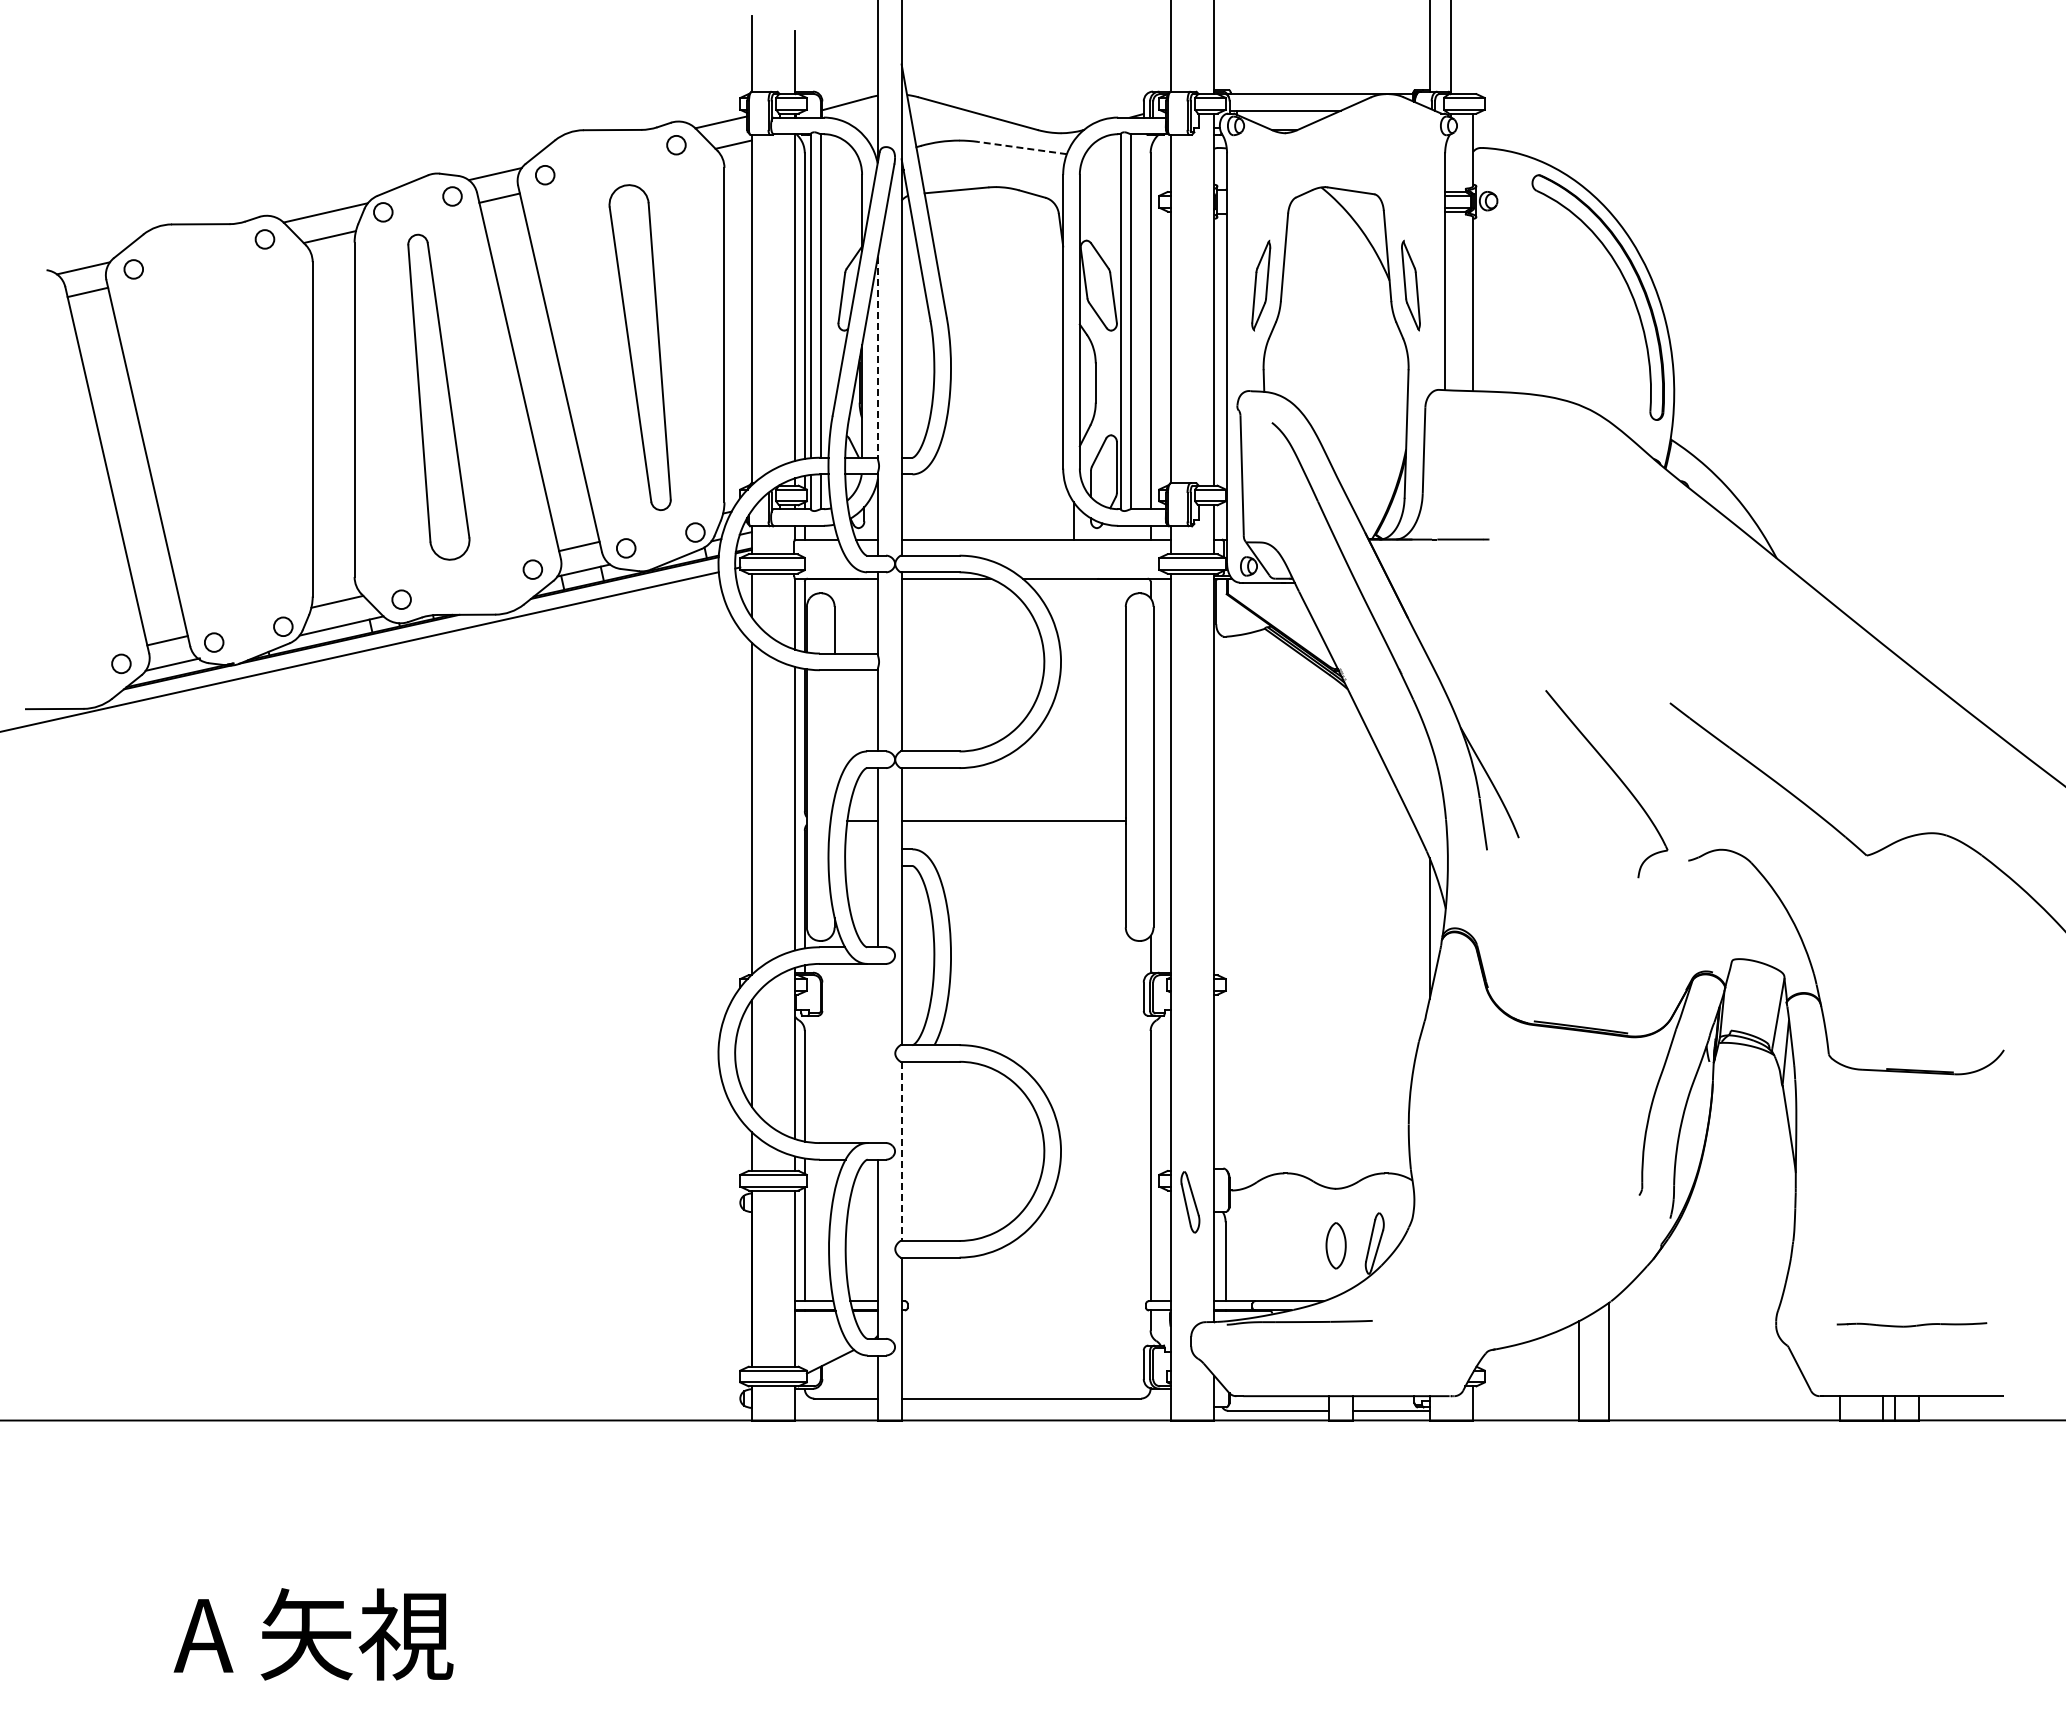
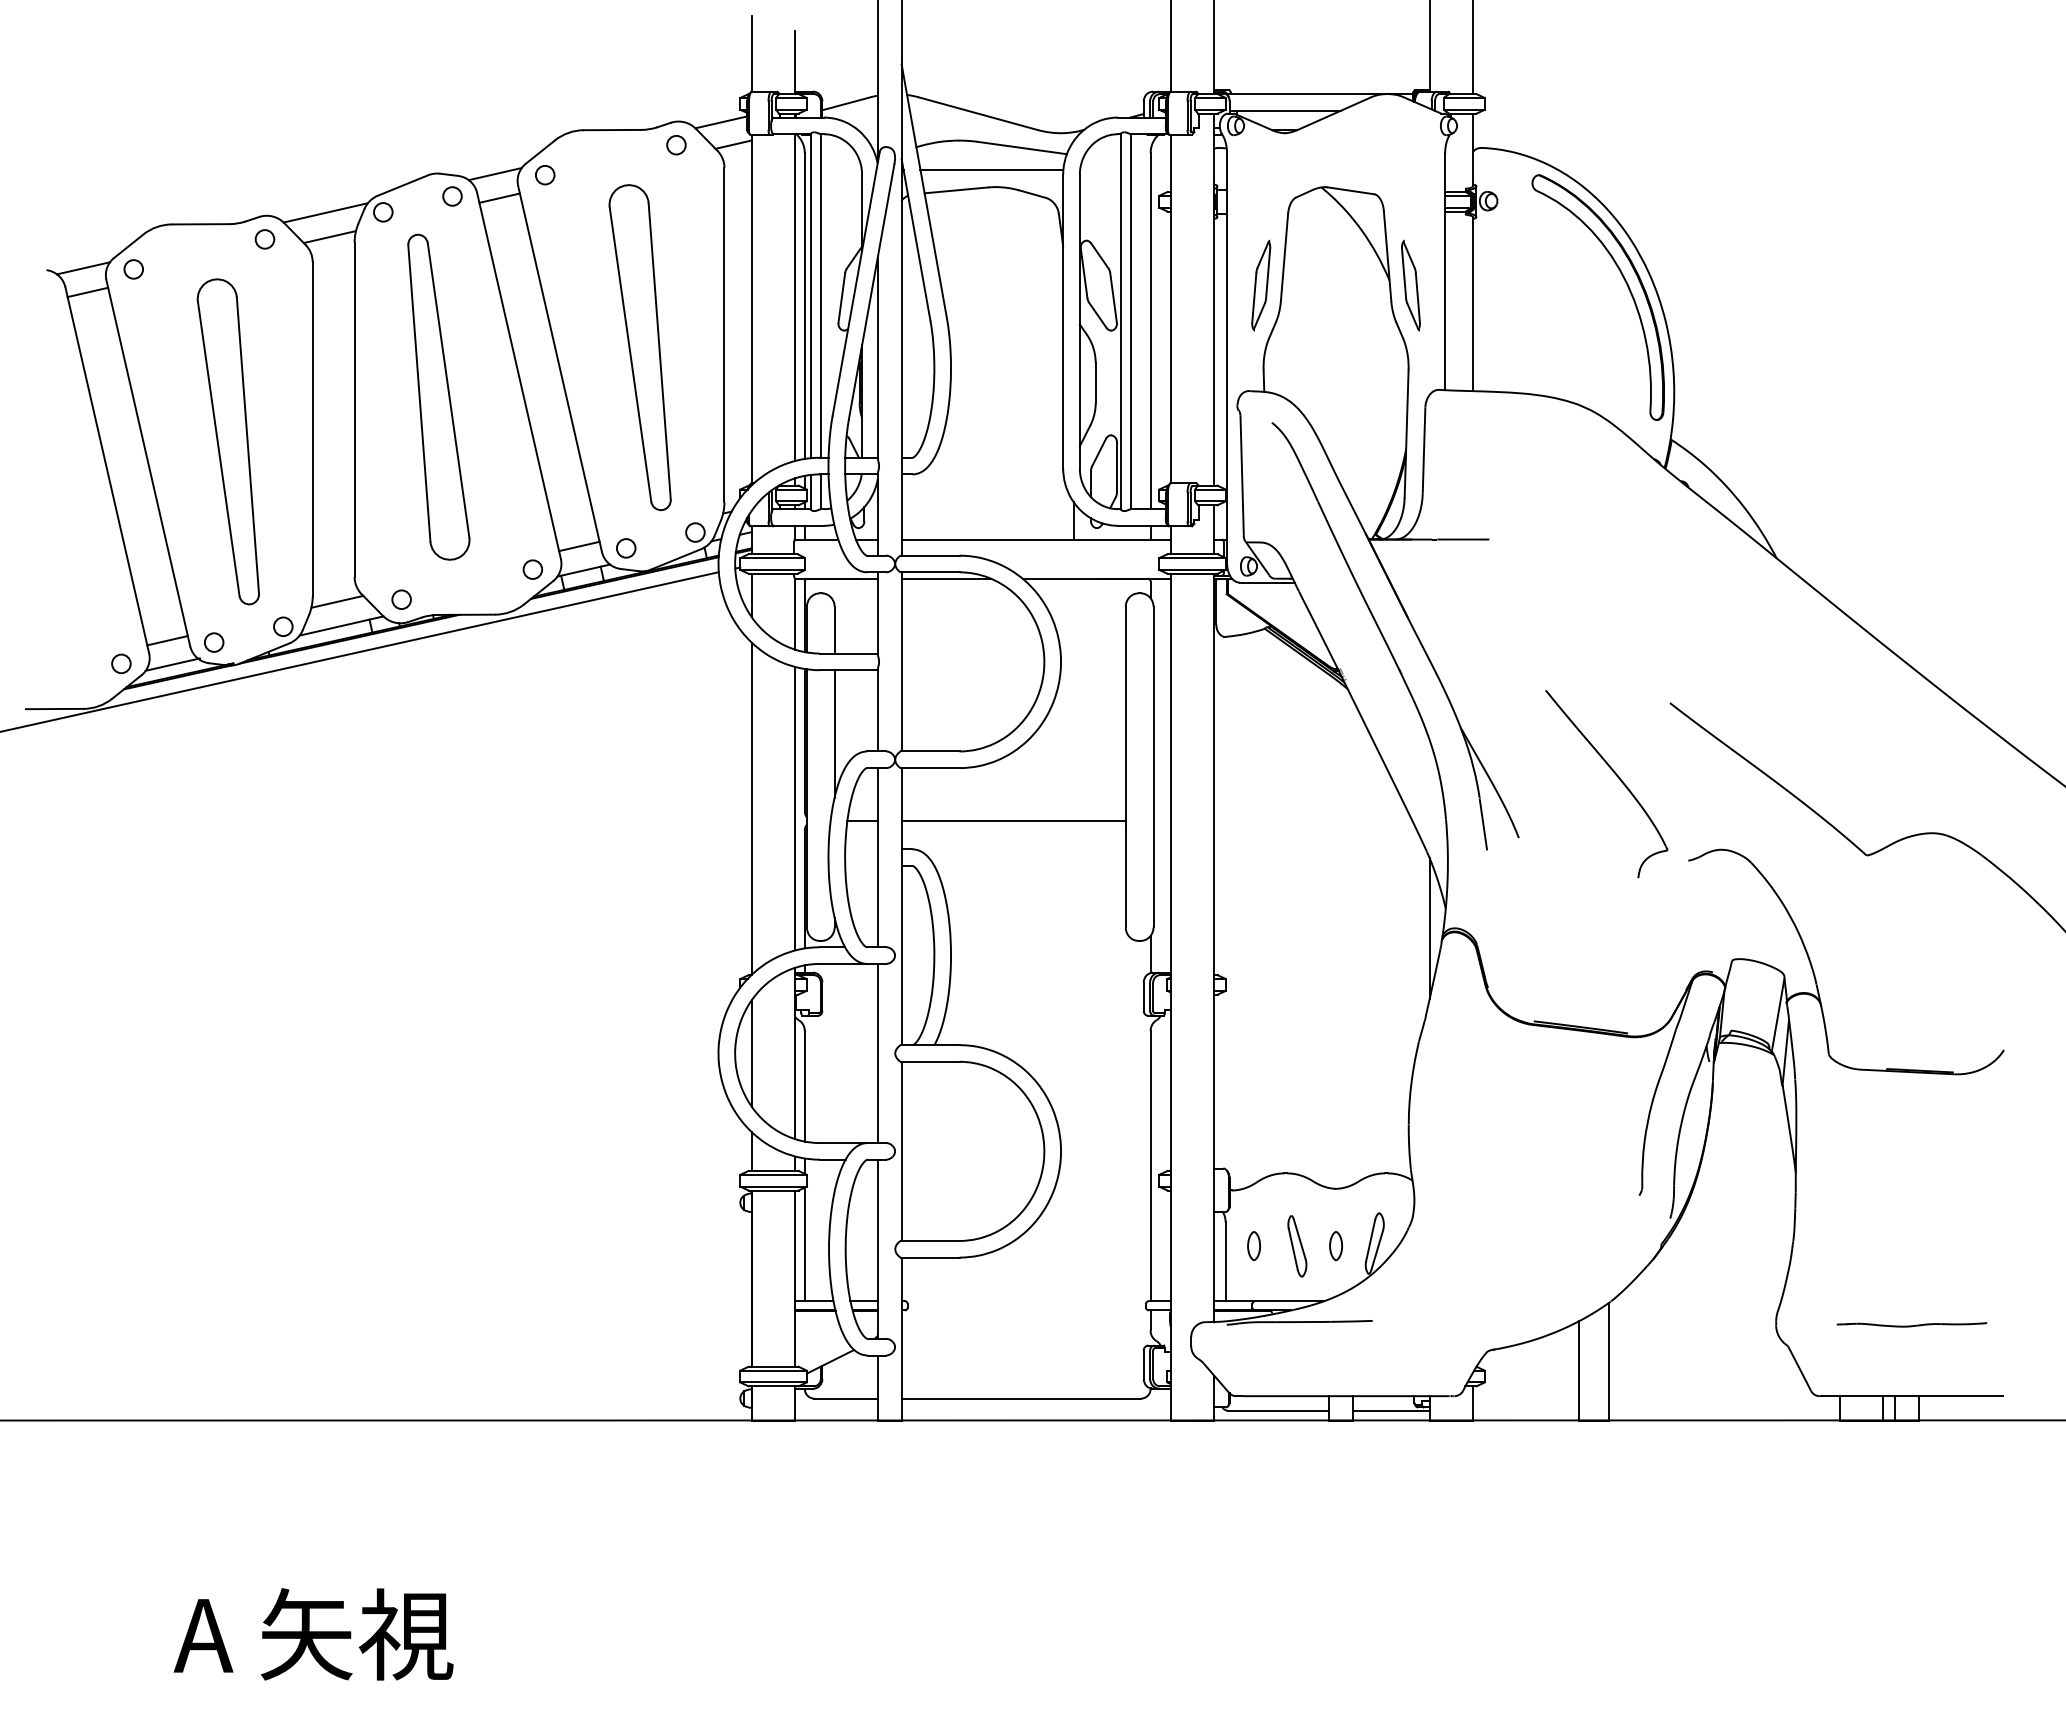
line position: (1451, 48) -> (1473, 48) (1473, 48)
line: dashed -> solid (1022, 148)
line: none -> present (991, 169)
line: dashed -> solid (877, 357)
part: none -> present (227, 441)
line: none -> present (834, 733)
line: none -> present (877, 1053)
line: dashed -> solid (901, 1151)
part position: (1190, 1202) -> (1297, 1246) (1297, 1246)
part size: 22x48 px -> 14x31 px (1335, 1246)
part: none -> present (1253, 1246)
